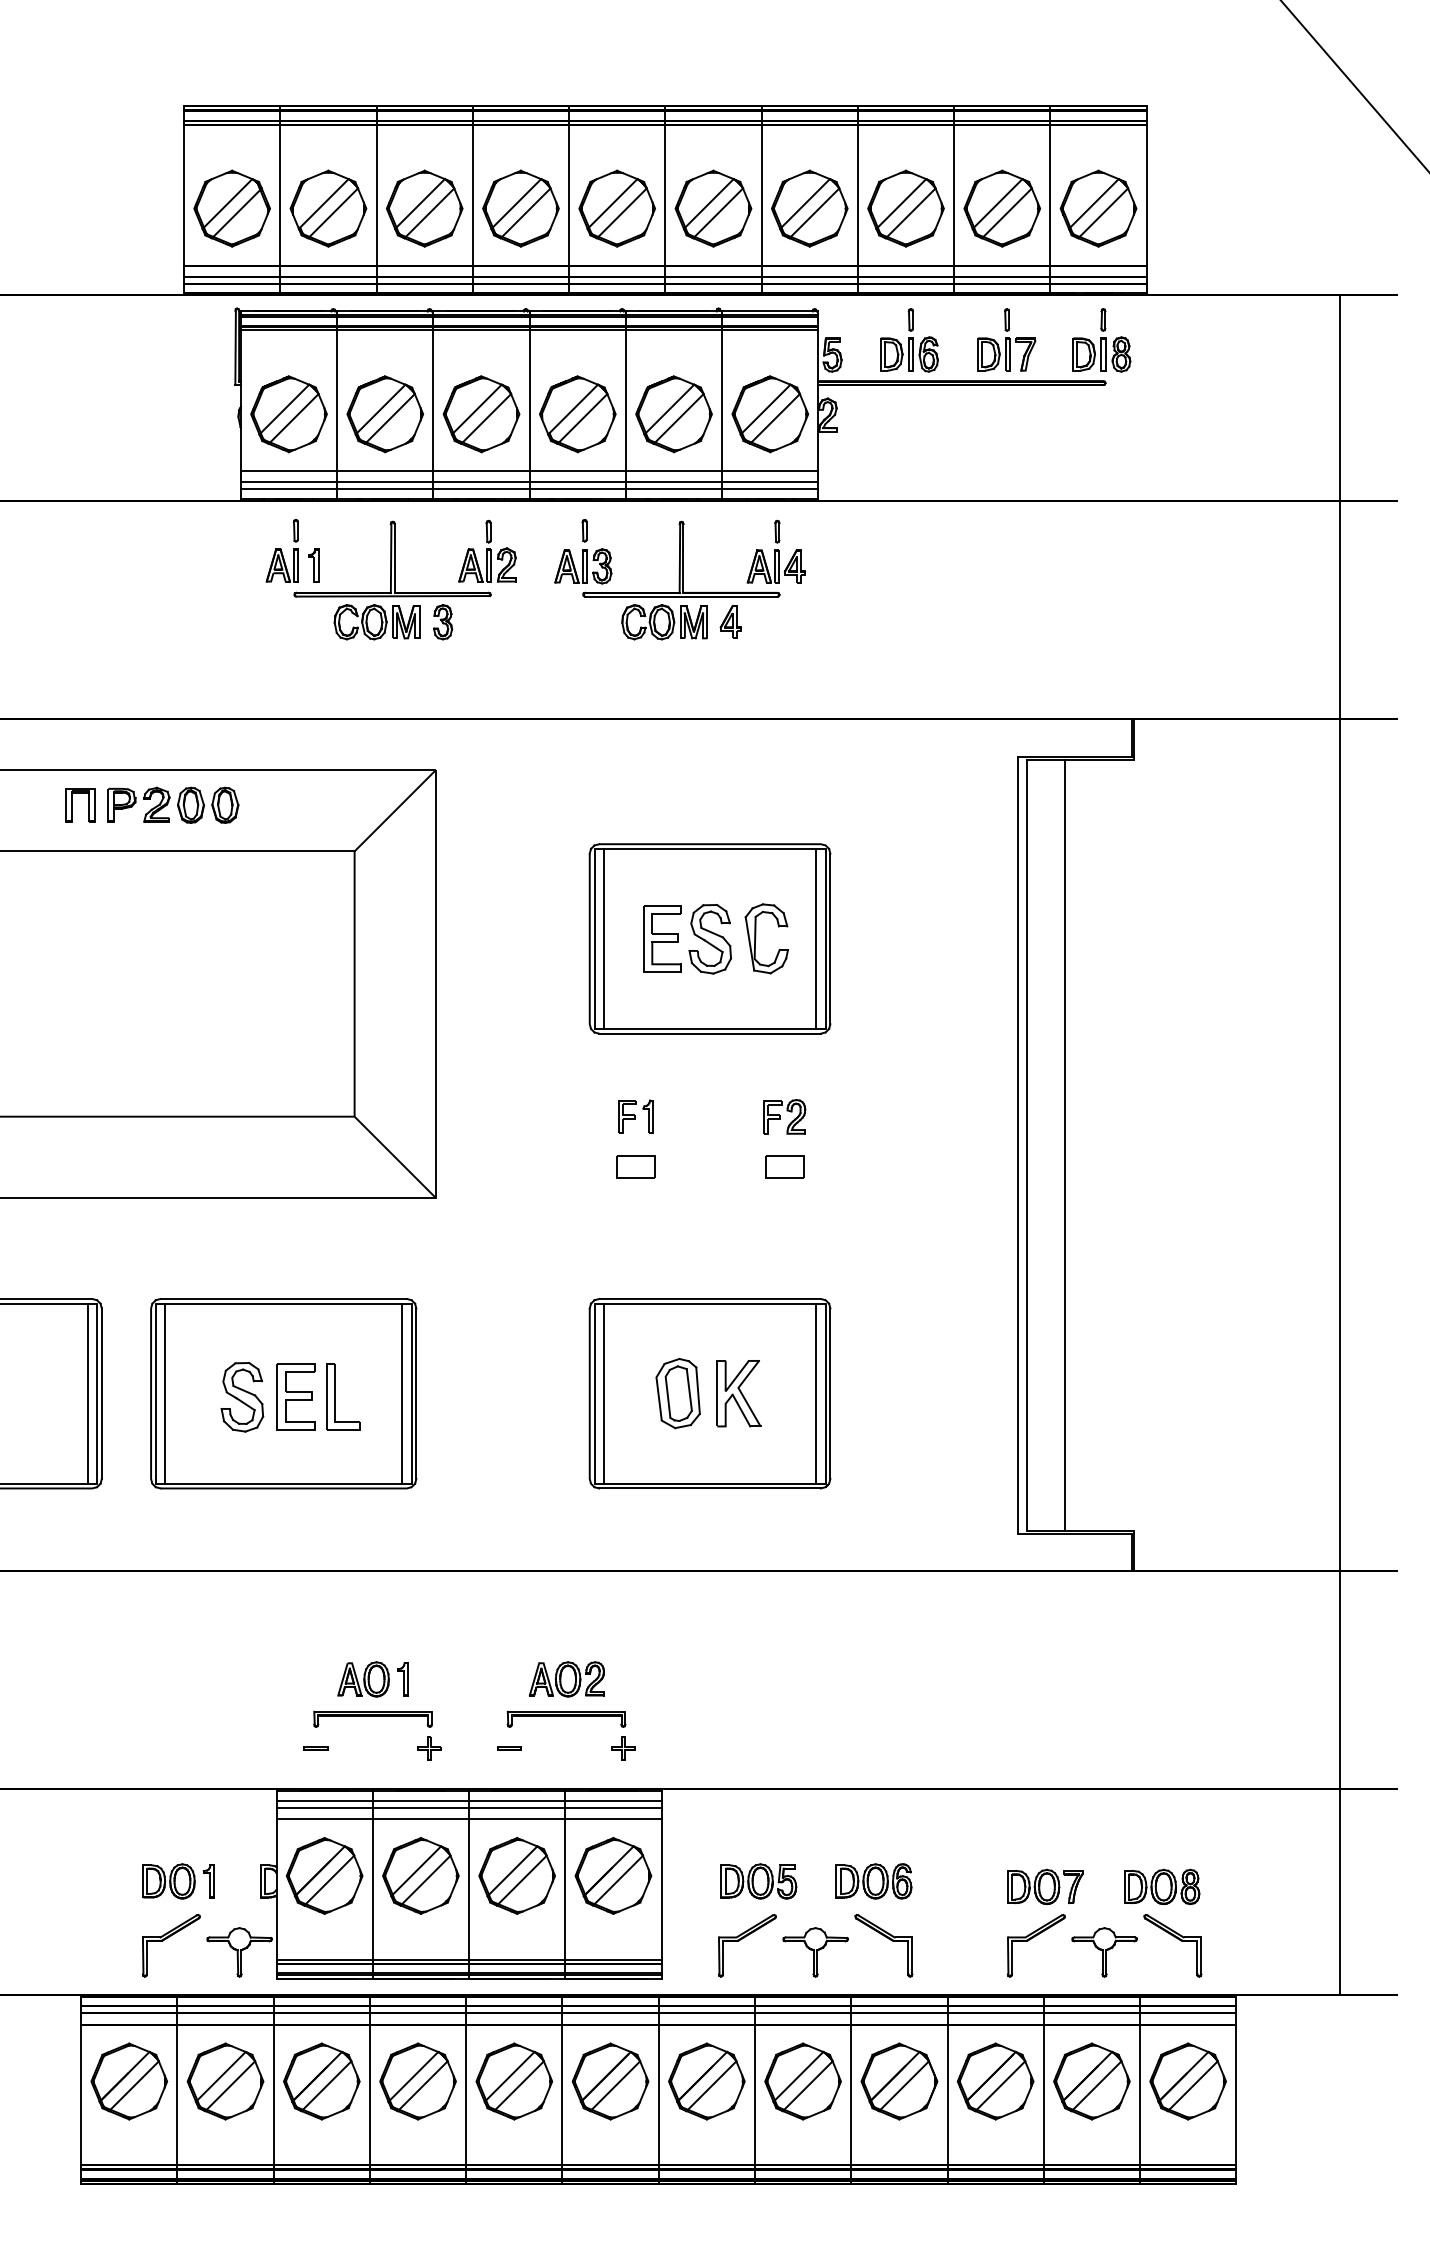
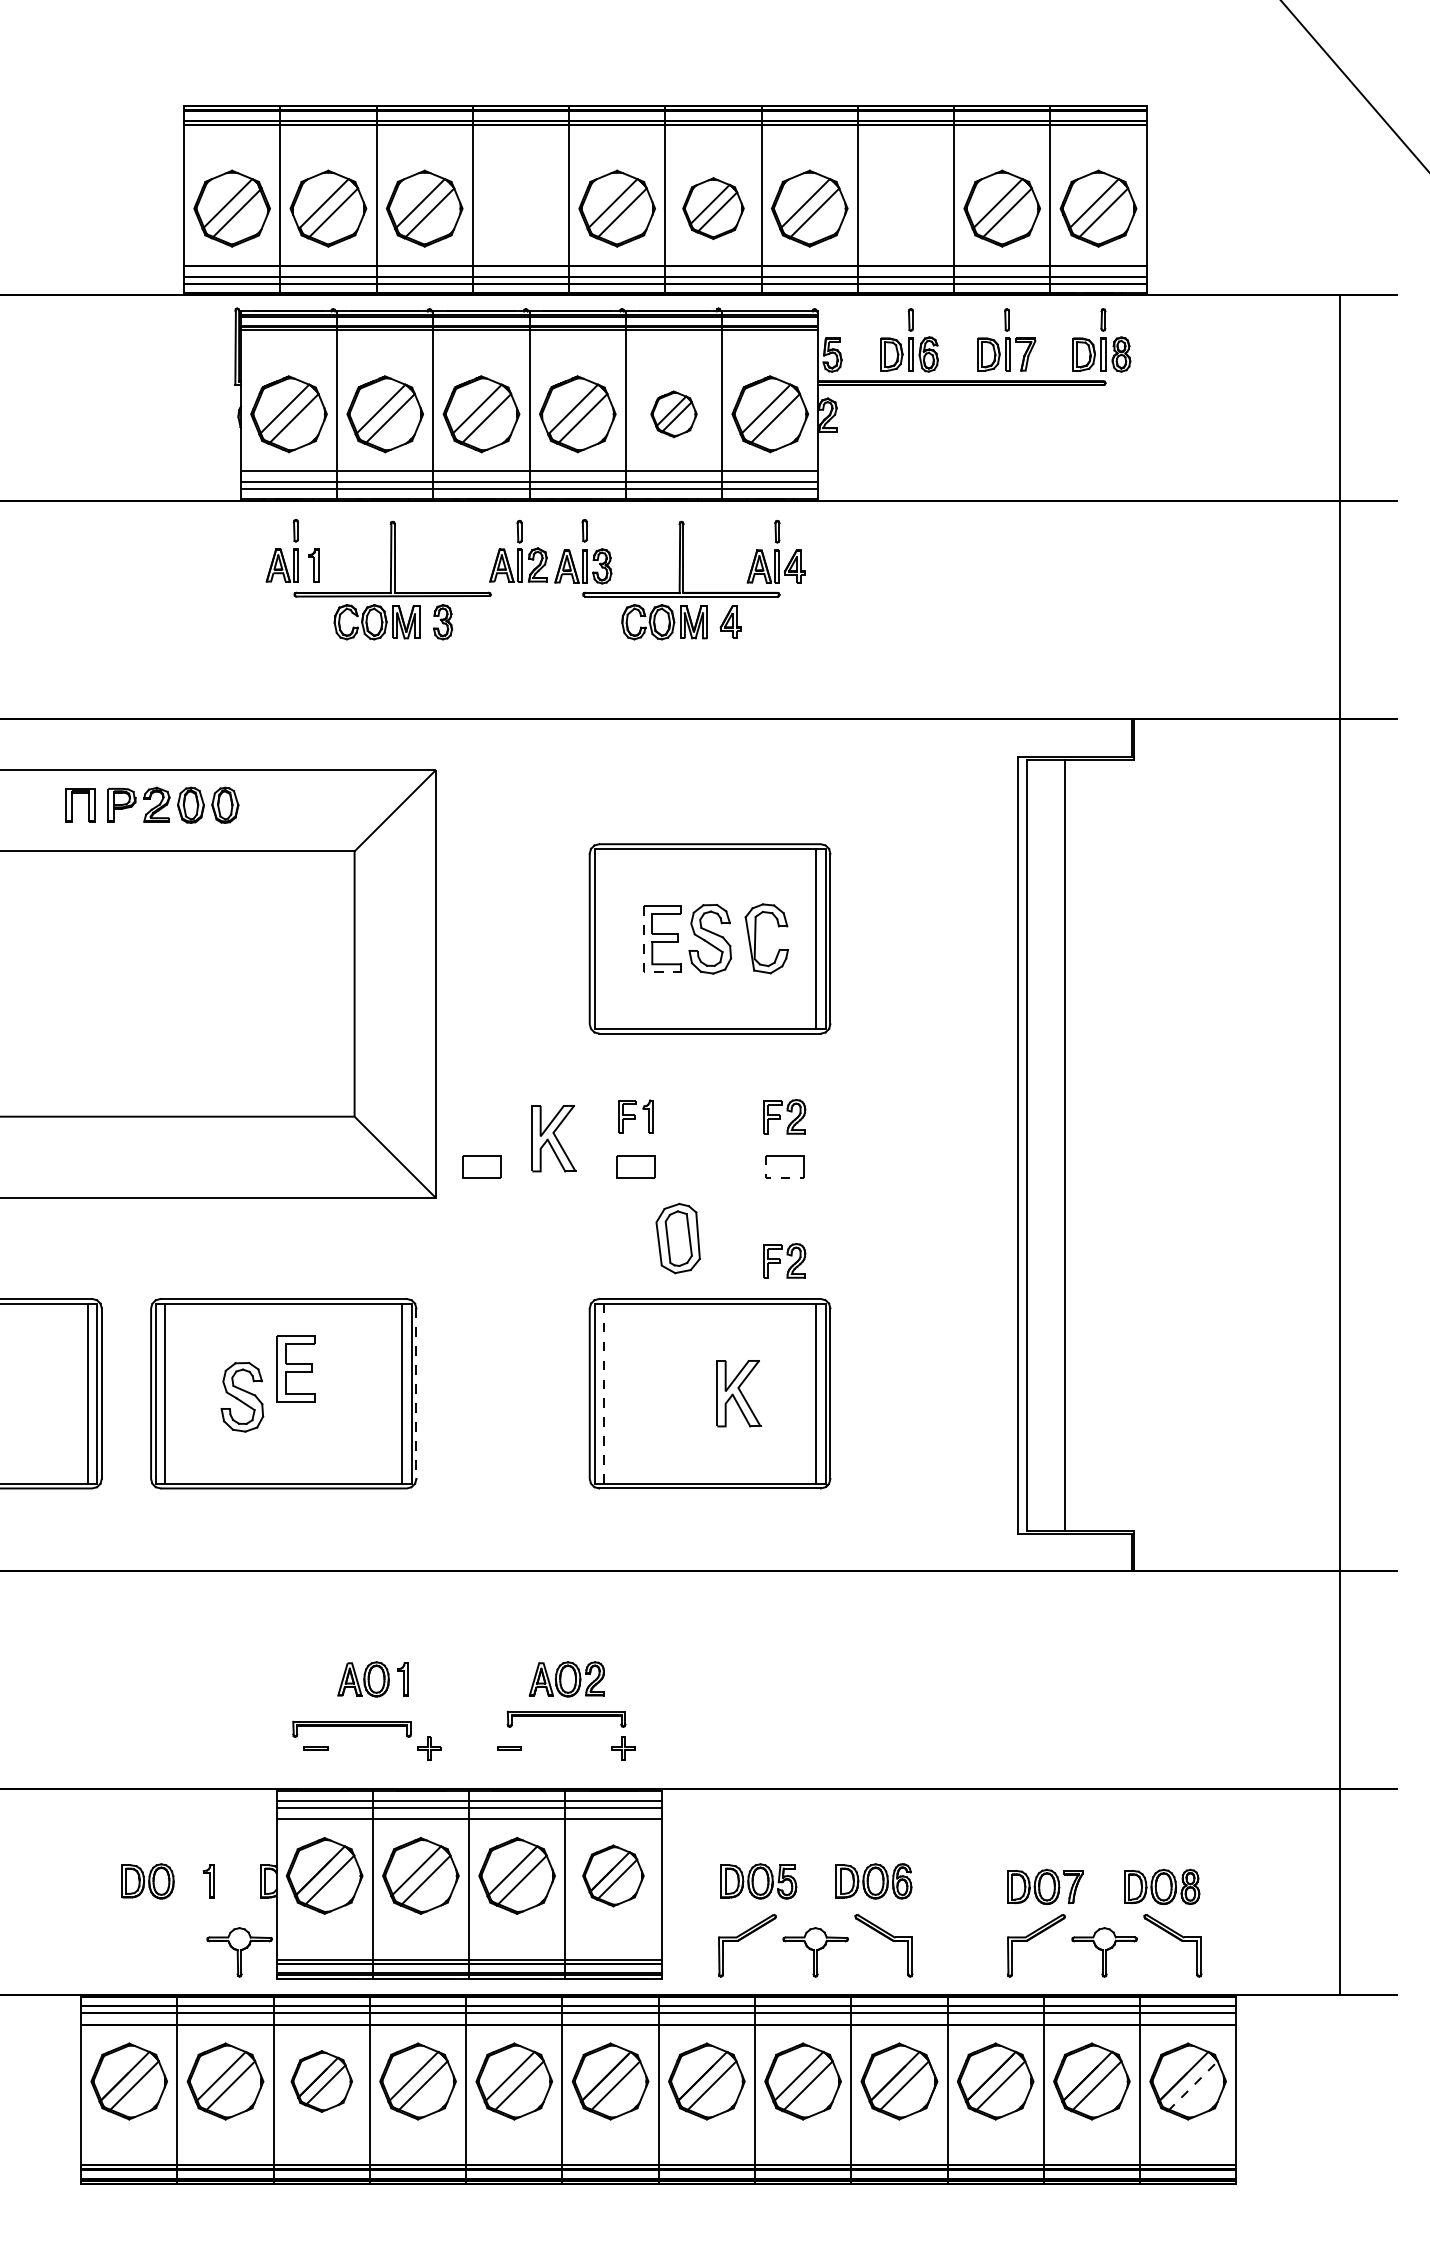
part: present -> none (520, 208)
part size: 79x79 px -> 63x63 px (713, 208)
part: present -> none (905, 208)
part size: 78x79 px -> 48x49 px (673, 414)
part position: (487, 551) -> (518, 551) (518, 551)
line: present -> none (603, 938)
line: solid -> dashed (643, 958)
part: none -> present (553, 1138)
part: none -> present (481, 1166)
line: solid -> dashed (772, 1178)
part: none -> present (784, 1260)
part position: (677, 1393) -> (677, 1238) (677, 1238)
line: solid -> dashed (416, 1394)
line: solid -> dashed (603, 1394)
part position: (295, 1396) -> (295, 1368) (295, 1368)
part: present -> none (335, 1396)
part position: (372, 1718) -> (351, 1728) (351, 1728)
part size: 79x78 px -> 63x64 px (613, 1875)
part position: (168, 1881) -> (147, 1881) (147, 1881)
part: present -> none (168, 1938)
part size: 78x79 px -> 63x63 px (321, 2081)
line: solid -> dashed (1193, 2085)
